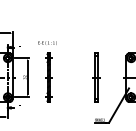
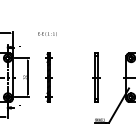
text position: (47, 42) -> (47, 33) (47, 33)
